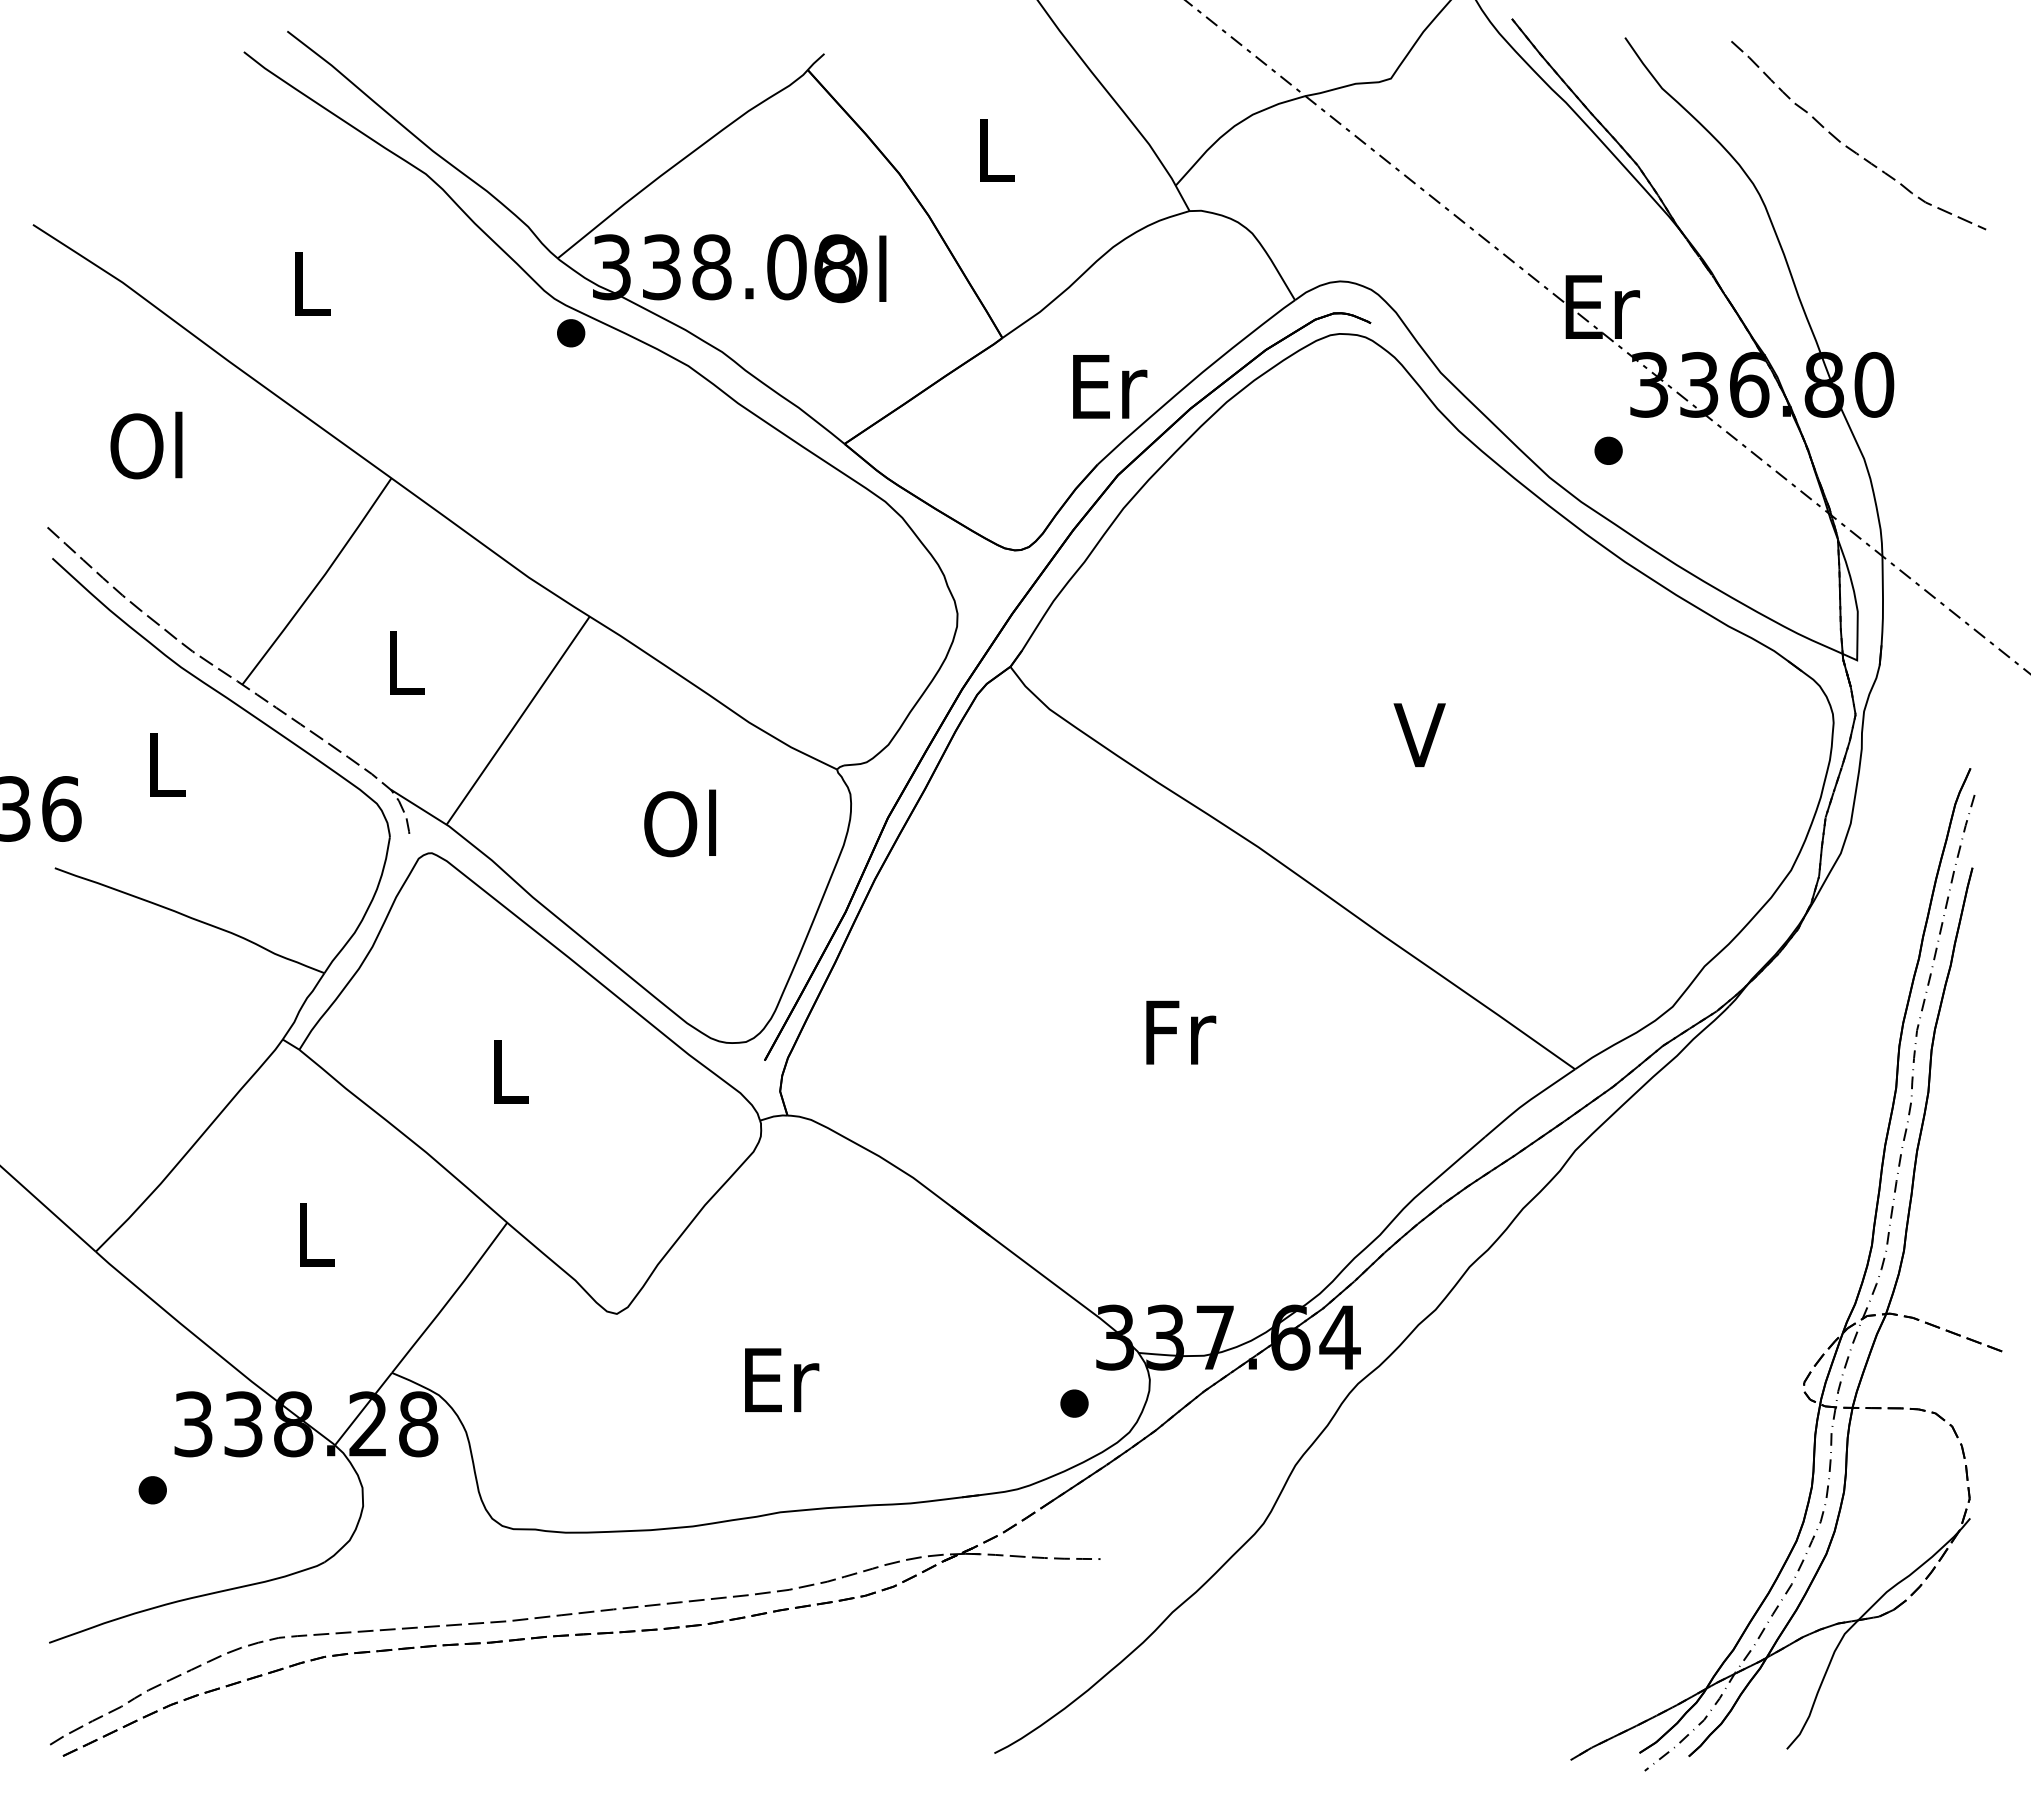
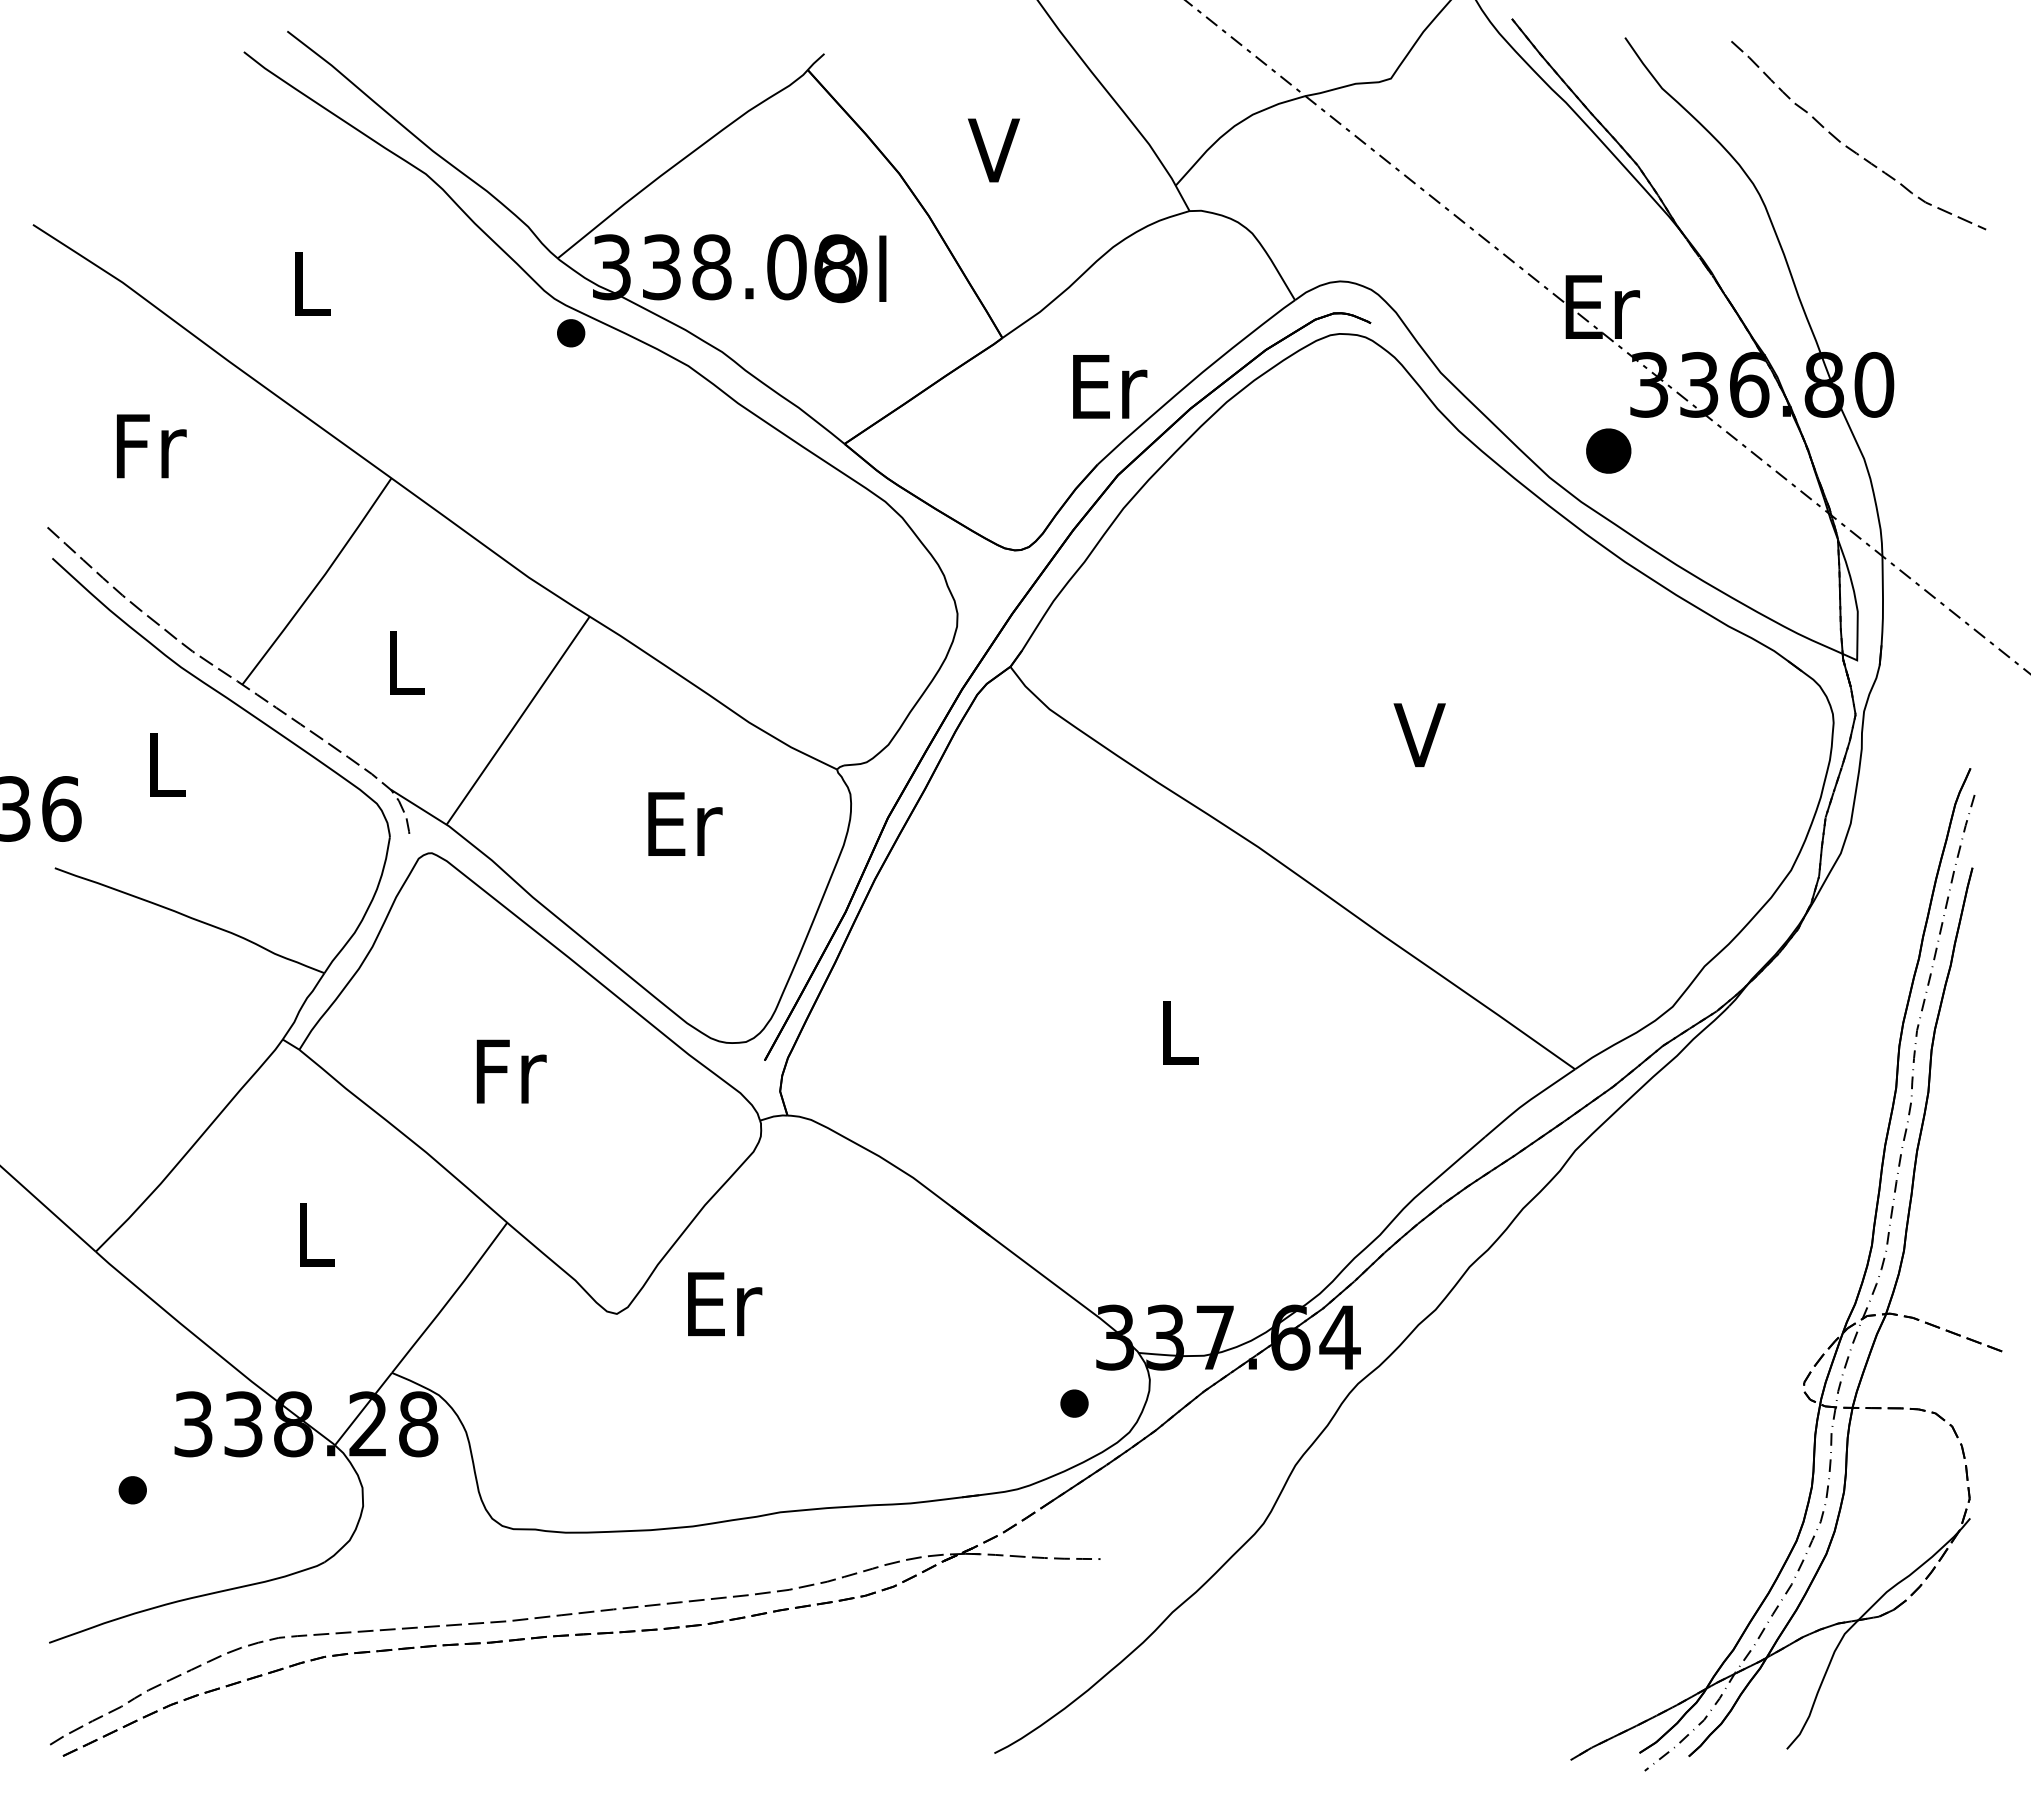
text: L -> V (993, 150)
text: Ol -> Fr (148, 445)
part size: 29x29 px -> 46x46 px (1608, 450)
text: Ol -> Er (683, 823)
text: Fr -> L (1181, 1032)
text: L -> Fr (511, 1071)
text position: (782, 1379) -> (725, 1303) (725, 1303)
part position: (152, 1490) -> (132, 1490) (132, 1490)
